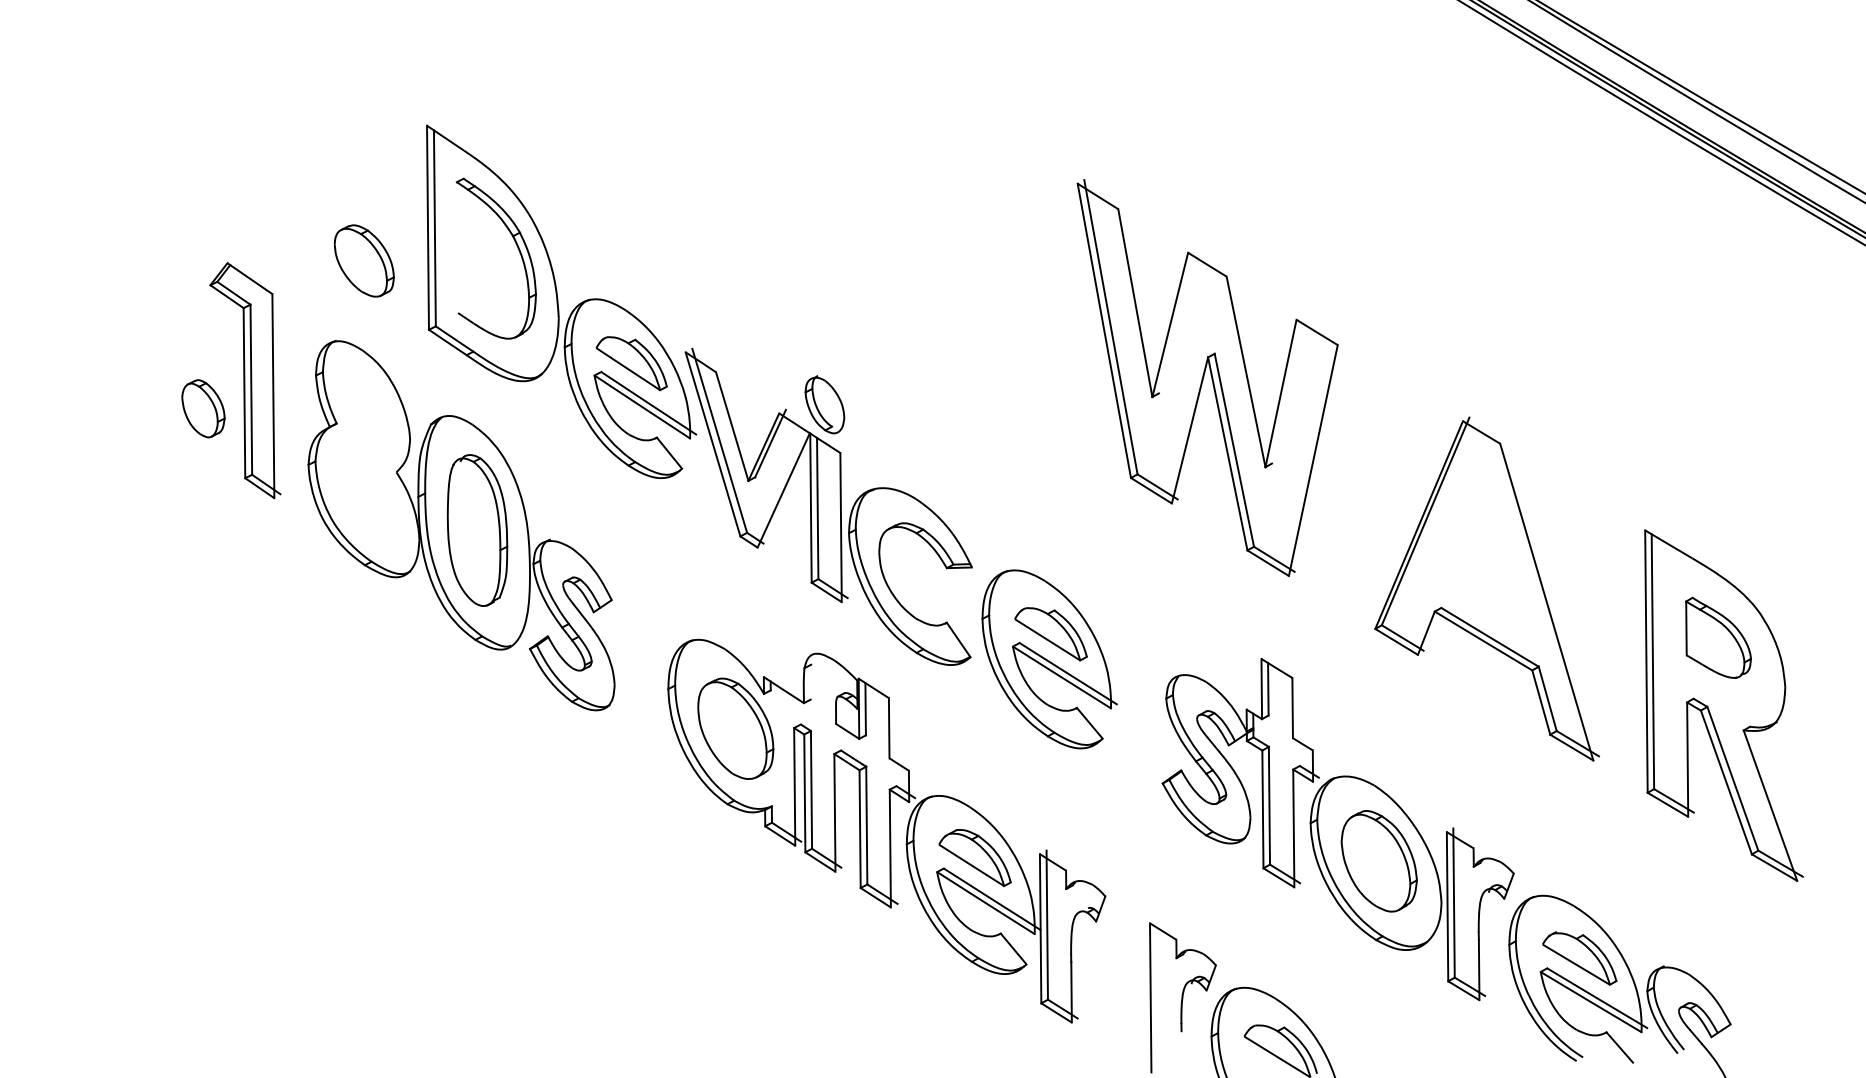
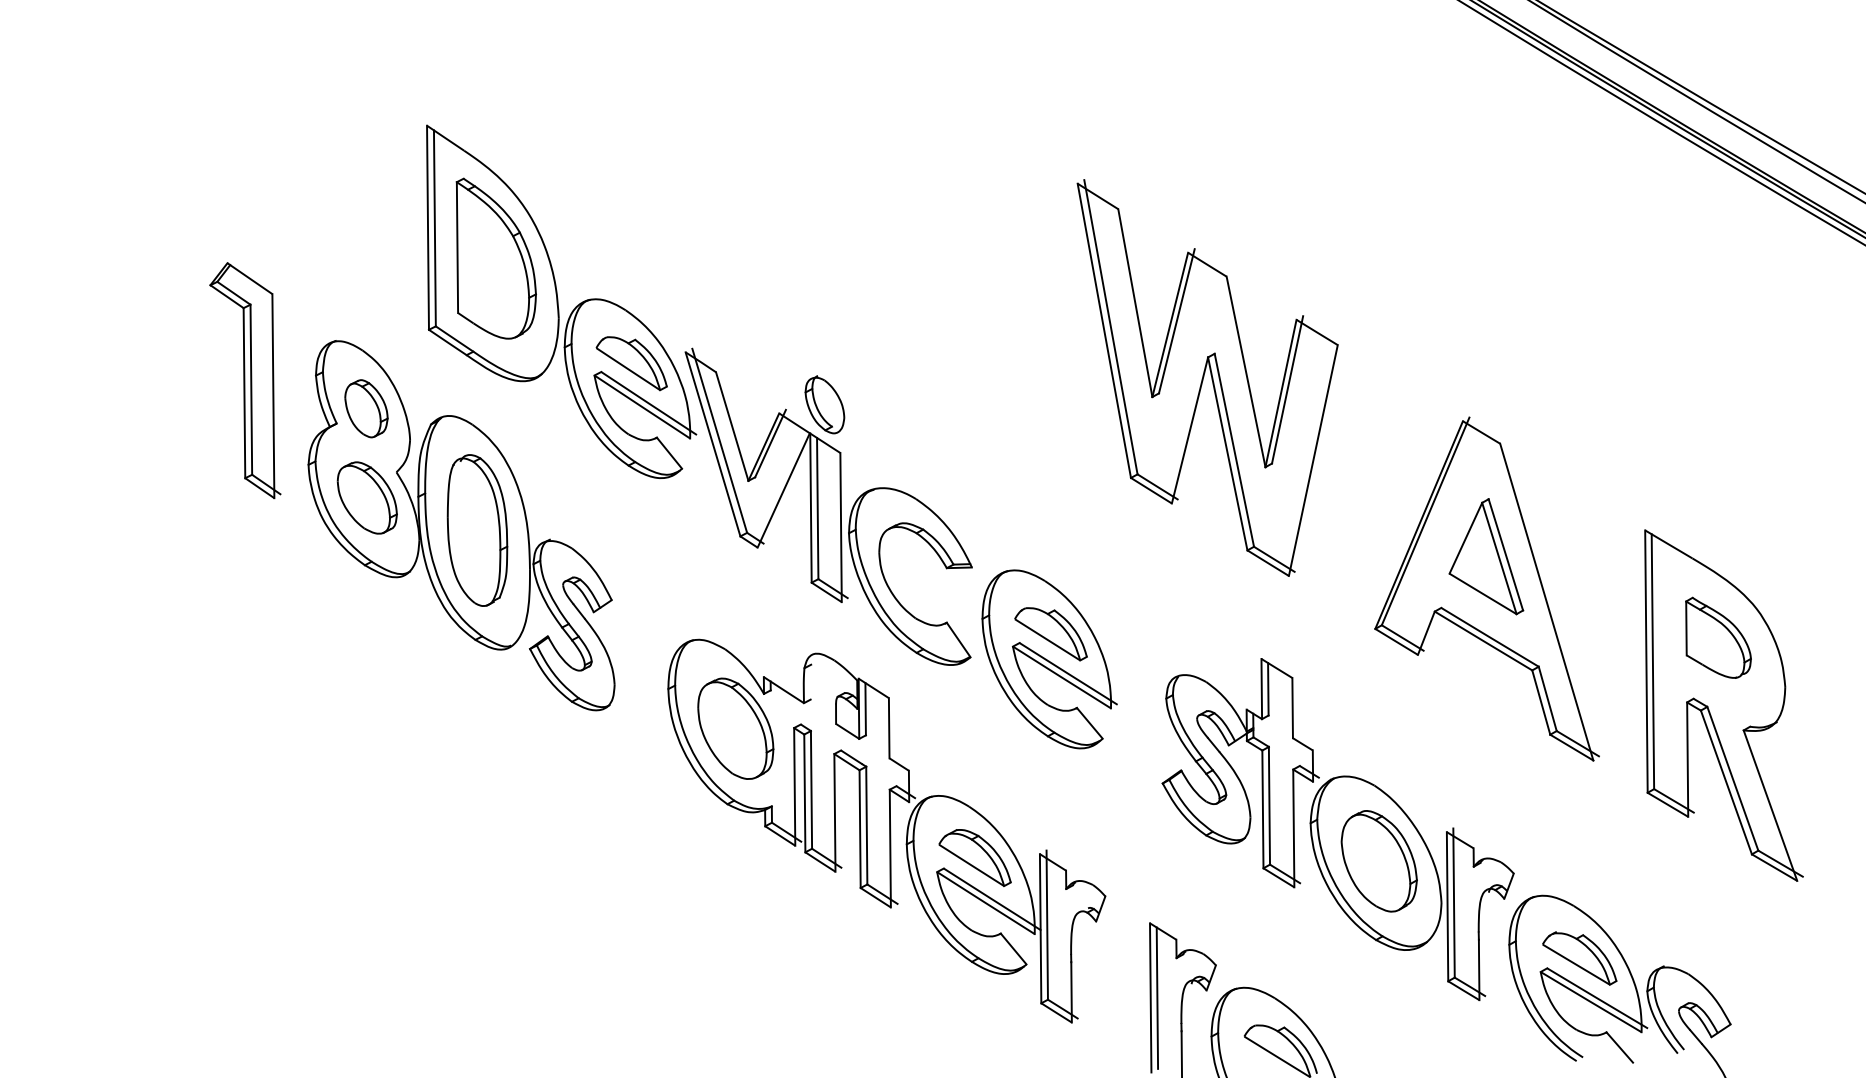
line: none -> present (457, 247)
part position: (363, 260) -> (366, 497) (366, 497)
line: none -> present (1176, 321)
line: none -> present (1287, 389)
part position: (203, 408) -> (366, 408) (366, 408)
part: none -> present (1486, 556)
line: none -> present (1157, 997)
line: none -> present (1181, 1052)
